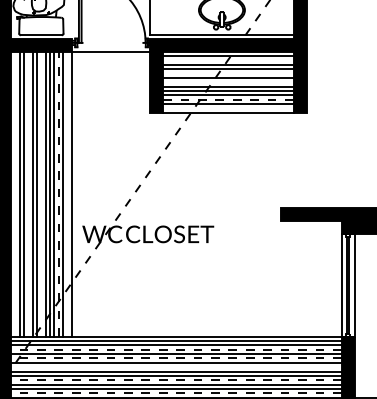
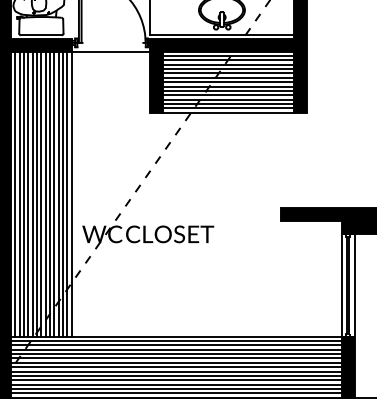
line: none -> present (228, 60)
line: none -> present (228, 73)
line: none -> present (228, 82)
line: dashed -> solid (228, 99)
line: none -> present (228, 108)
line: none -> present (15, 193)
line: none -> present (28, 193)
line: none -> present (41, 193)
line: dashed -> solid (58, 193)
line: none -> present (67, 193)
line: dashed -> solid (175, 349)
line: dashed -> solid (175, 358)
line: none -> present (175, 367)
line: dashed -> solid (175, 380)
line: dashed -> solid (175, 393)
